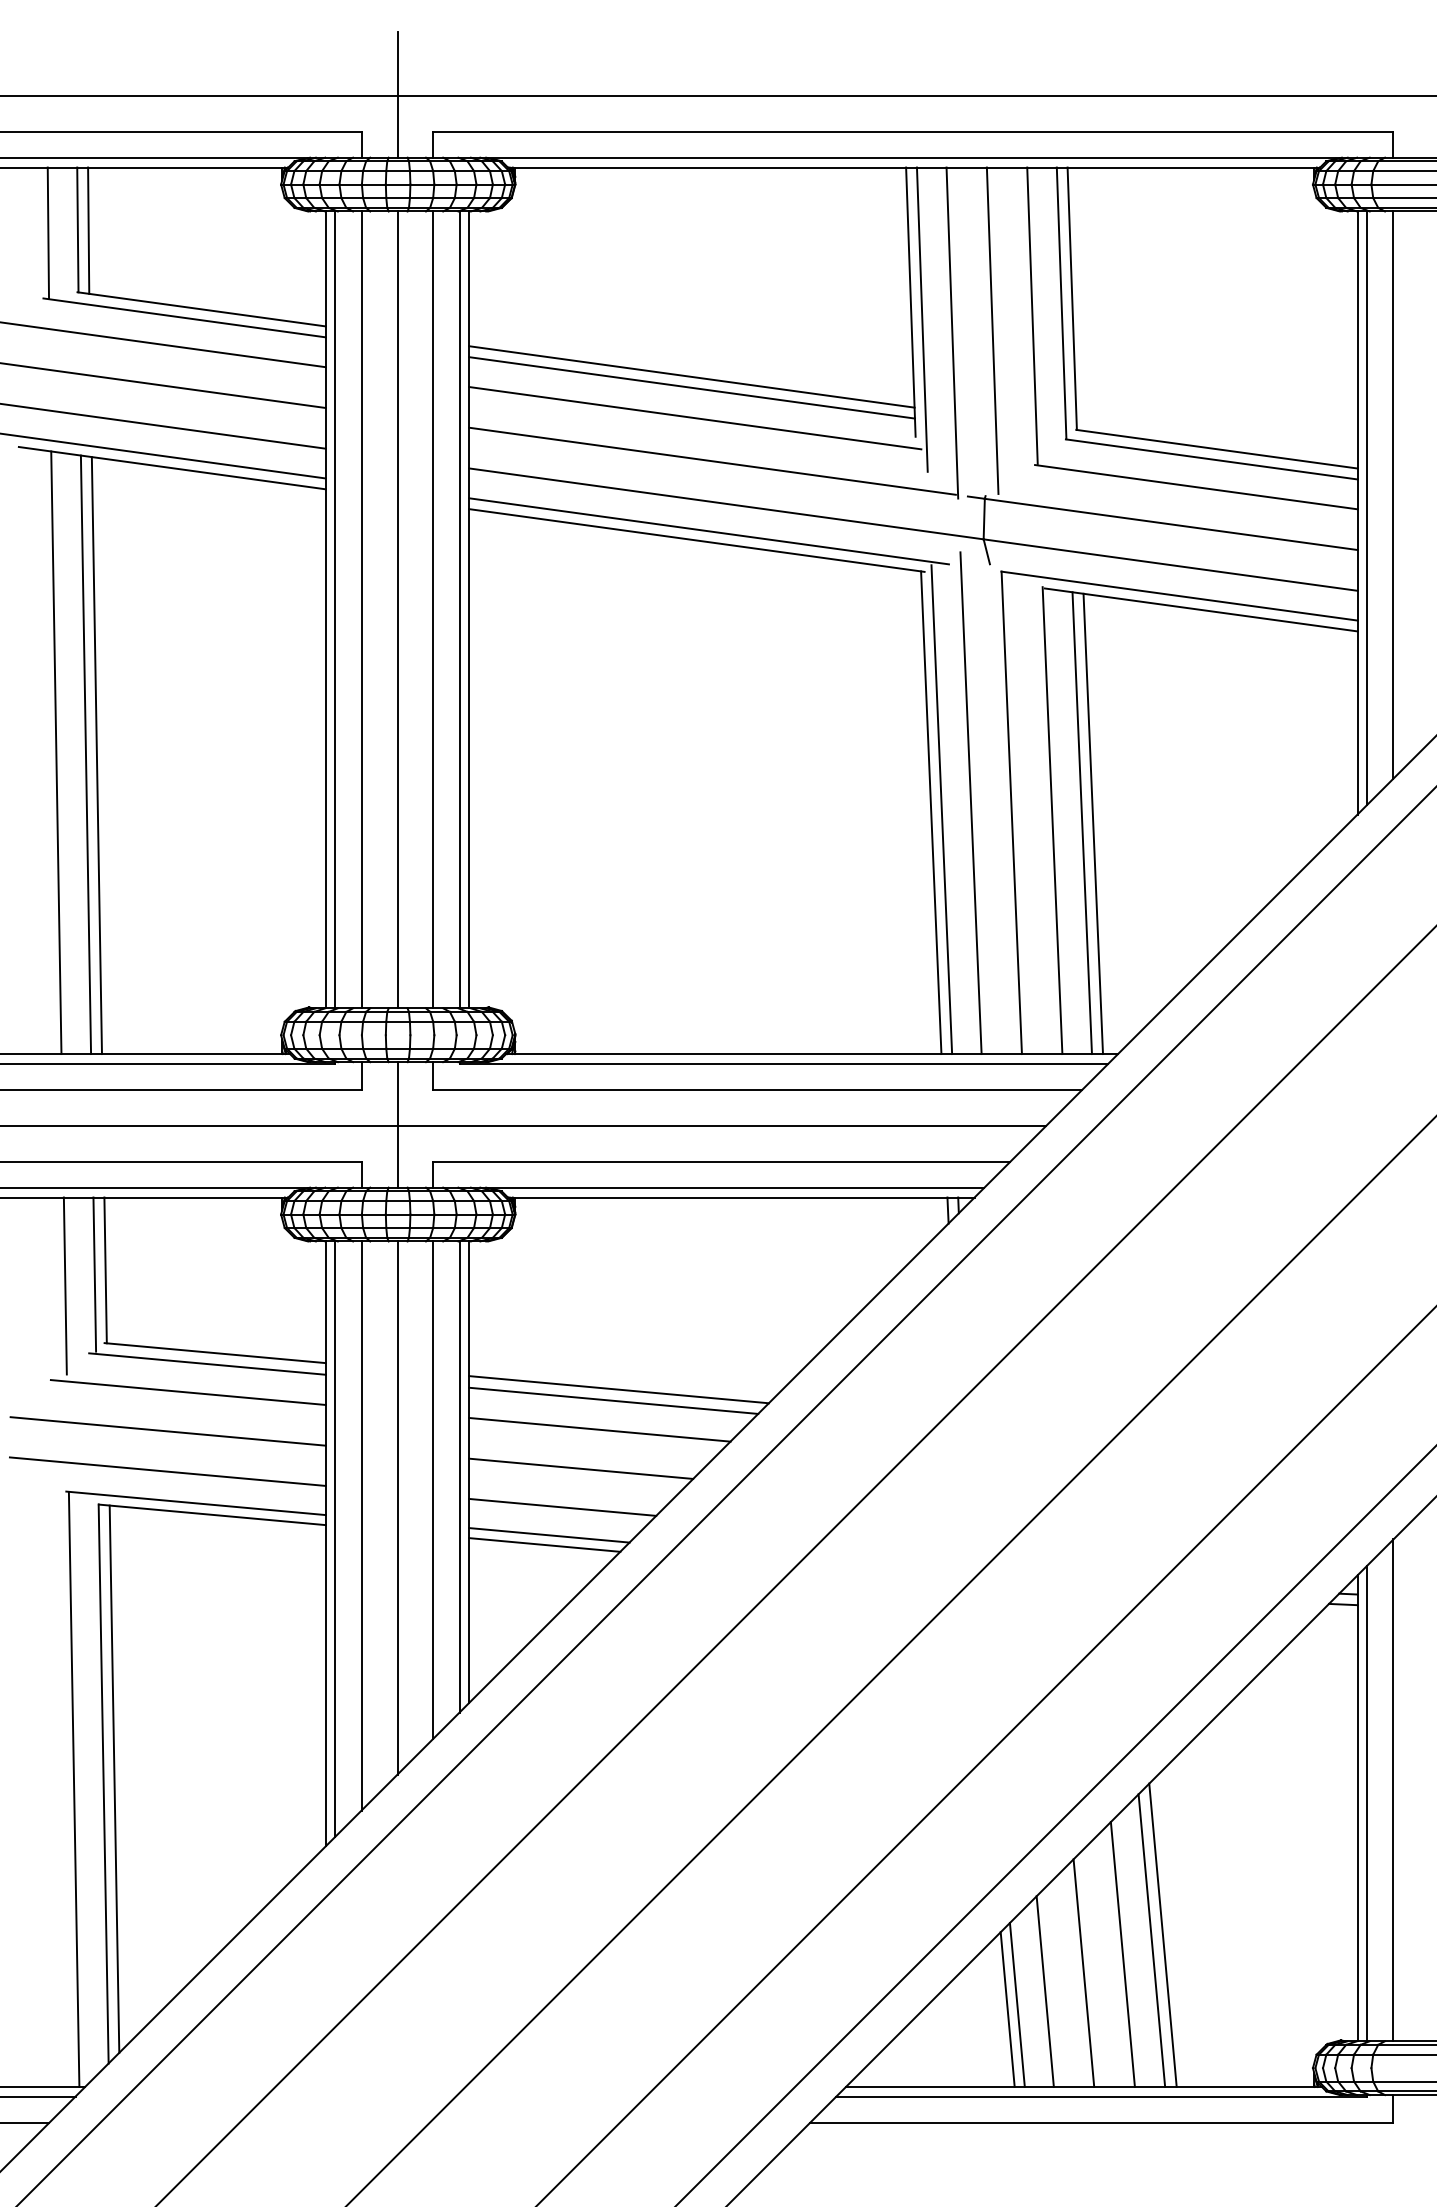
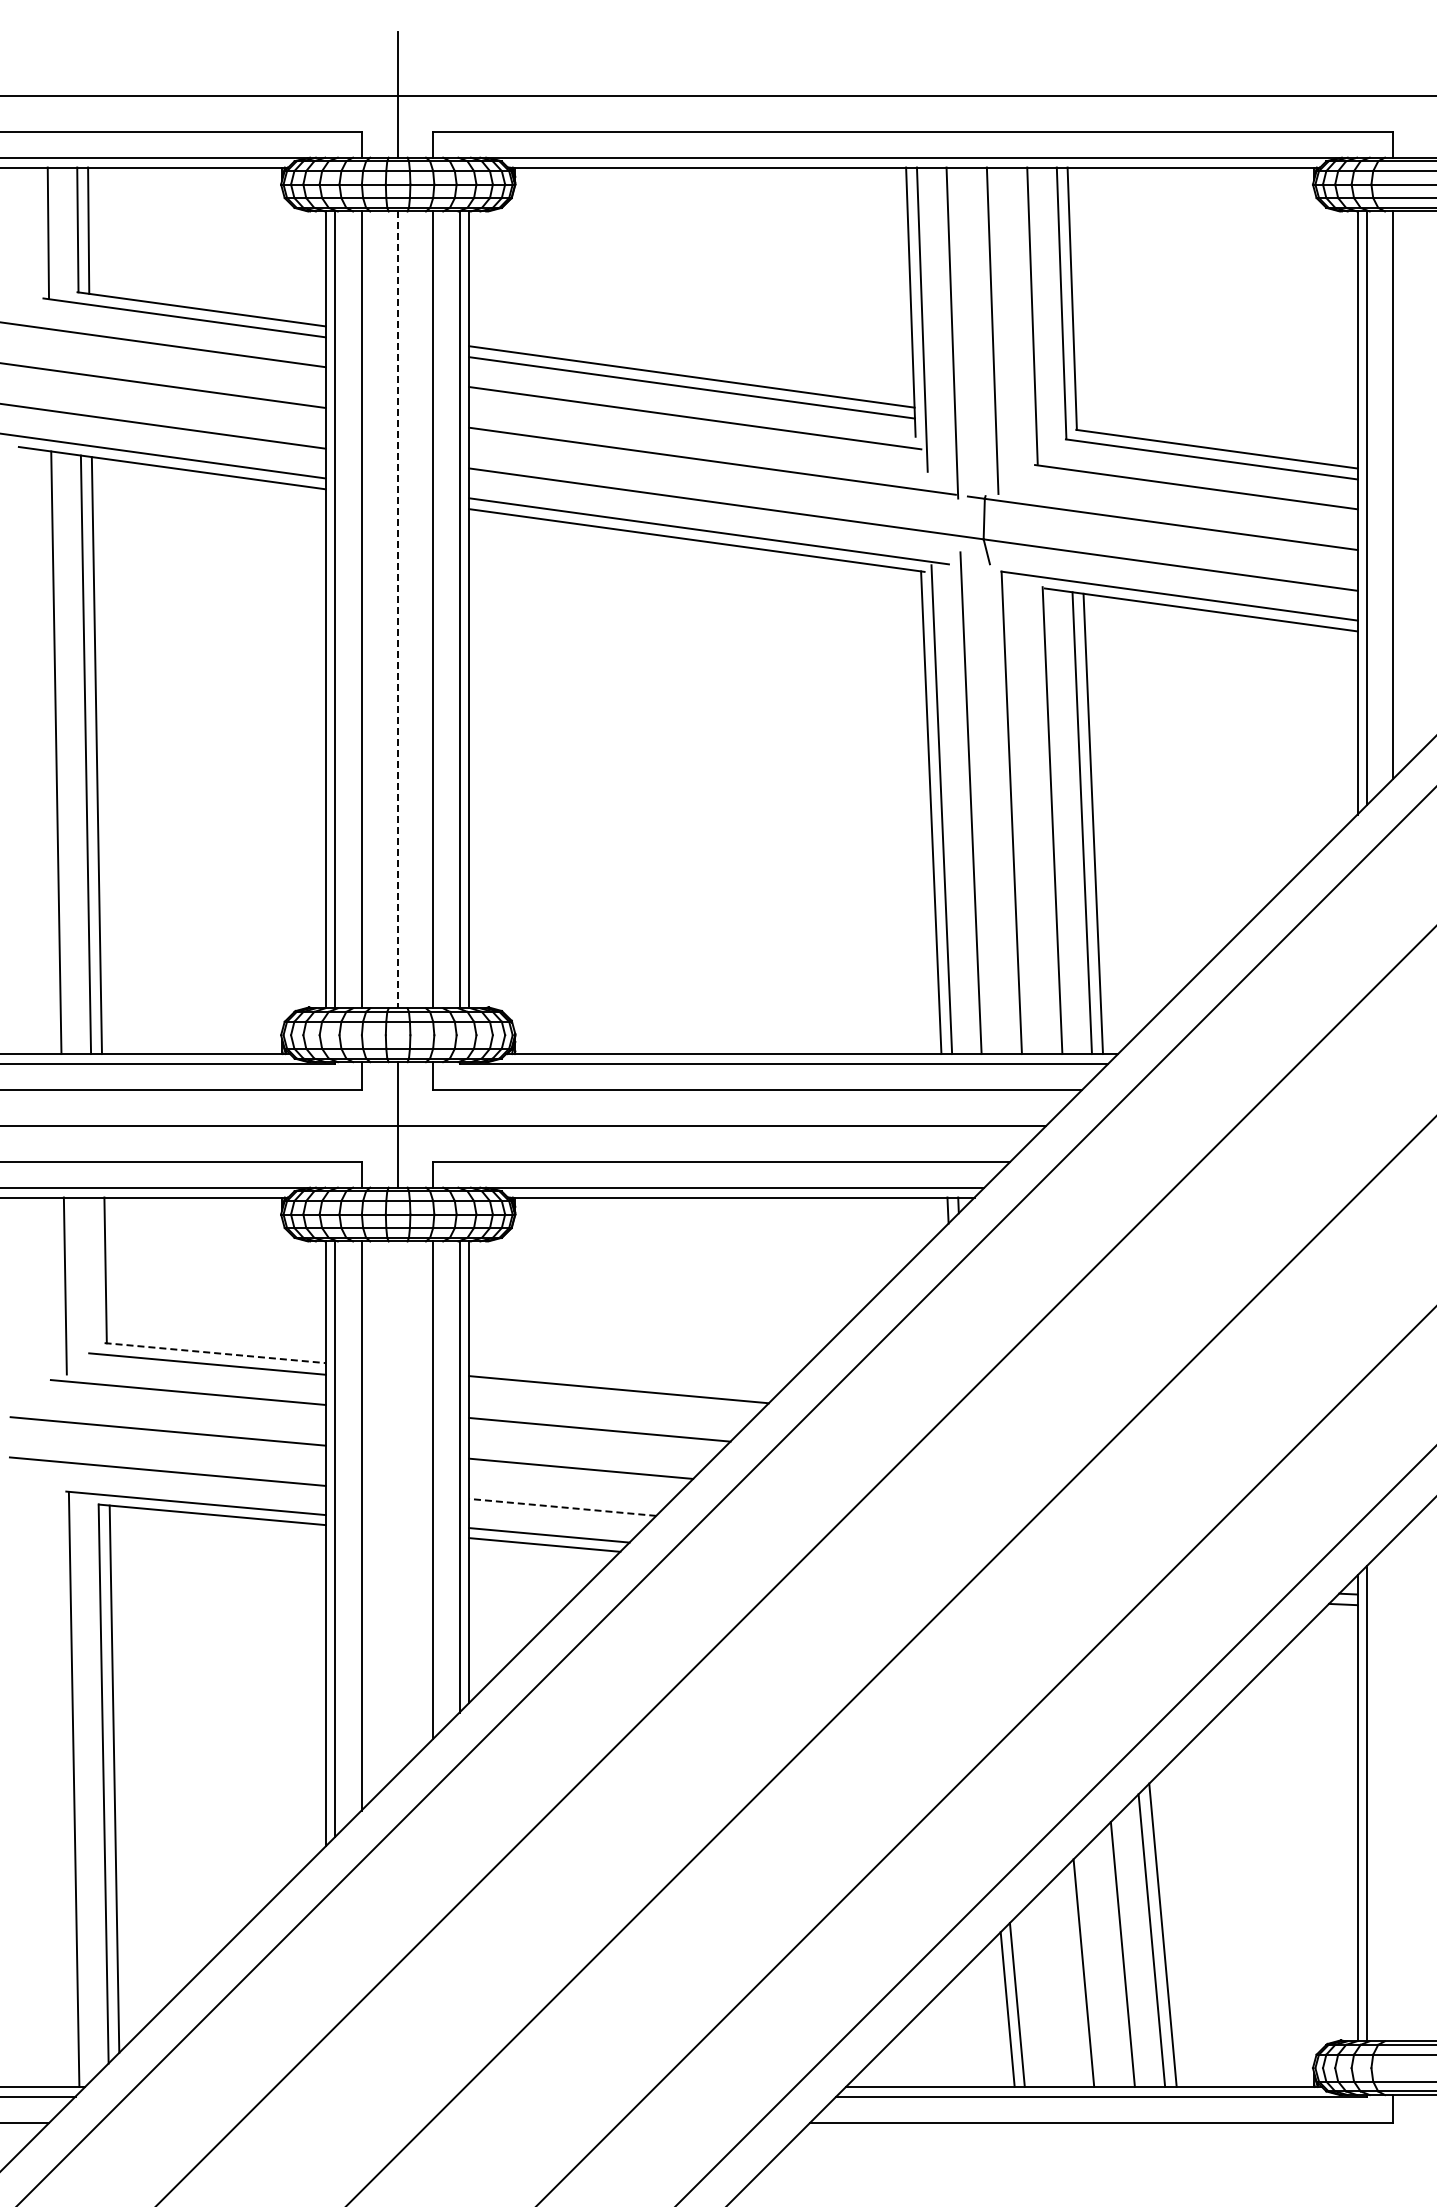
line: solid -> dashed (397, 610)
line: present -> none (94, 1274)
line: solid -> dashed (215, 1353)
line: present -> none (613, 1400)
line: present -> none (397, 1507)
line: solid -> dashed (562, 1507)
line: present -> none (1393, 1790)
line: present -> none (1044, 1991)
